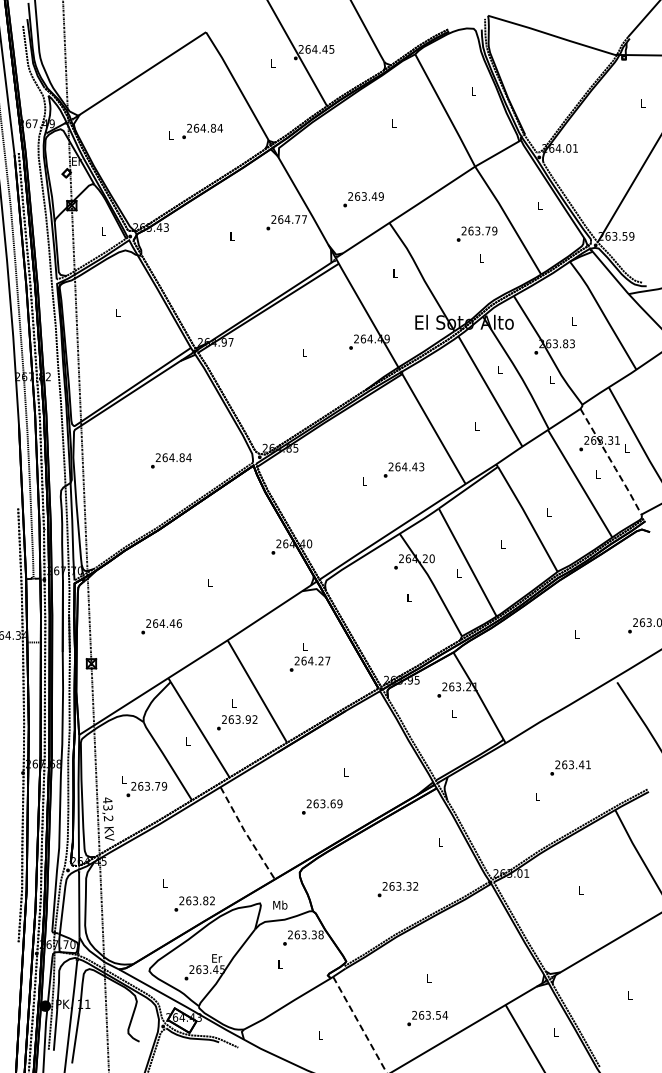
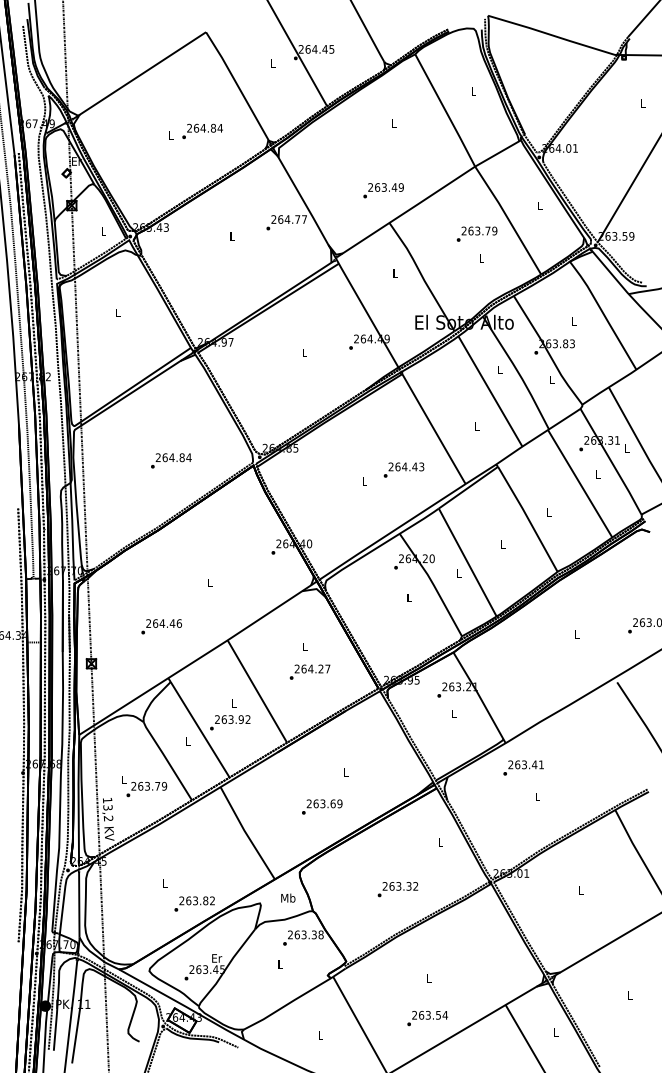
text position: (363, 199) -> (383, 190) (383, 190)
line: dashed -> solid (611, 462)
text position: (309, 663) -> (309, 671) (309, 671)
text position: (237, 722) -> (230, 722) (230, 722)
text position: (570, 767) -> (523, 767) (523, 767)
text: 43,2 -> 13,2 (107, 800)
line: dashed -> solid (246, 833)
text position: (280, 904) -> (288, 897) (288, 897)
line: dashed -> solid (359, 1024)
